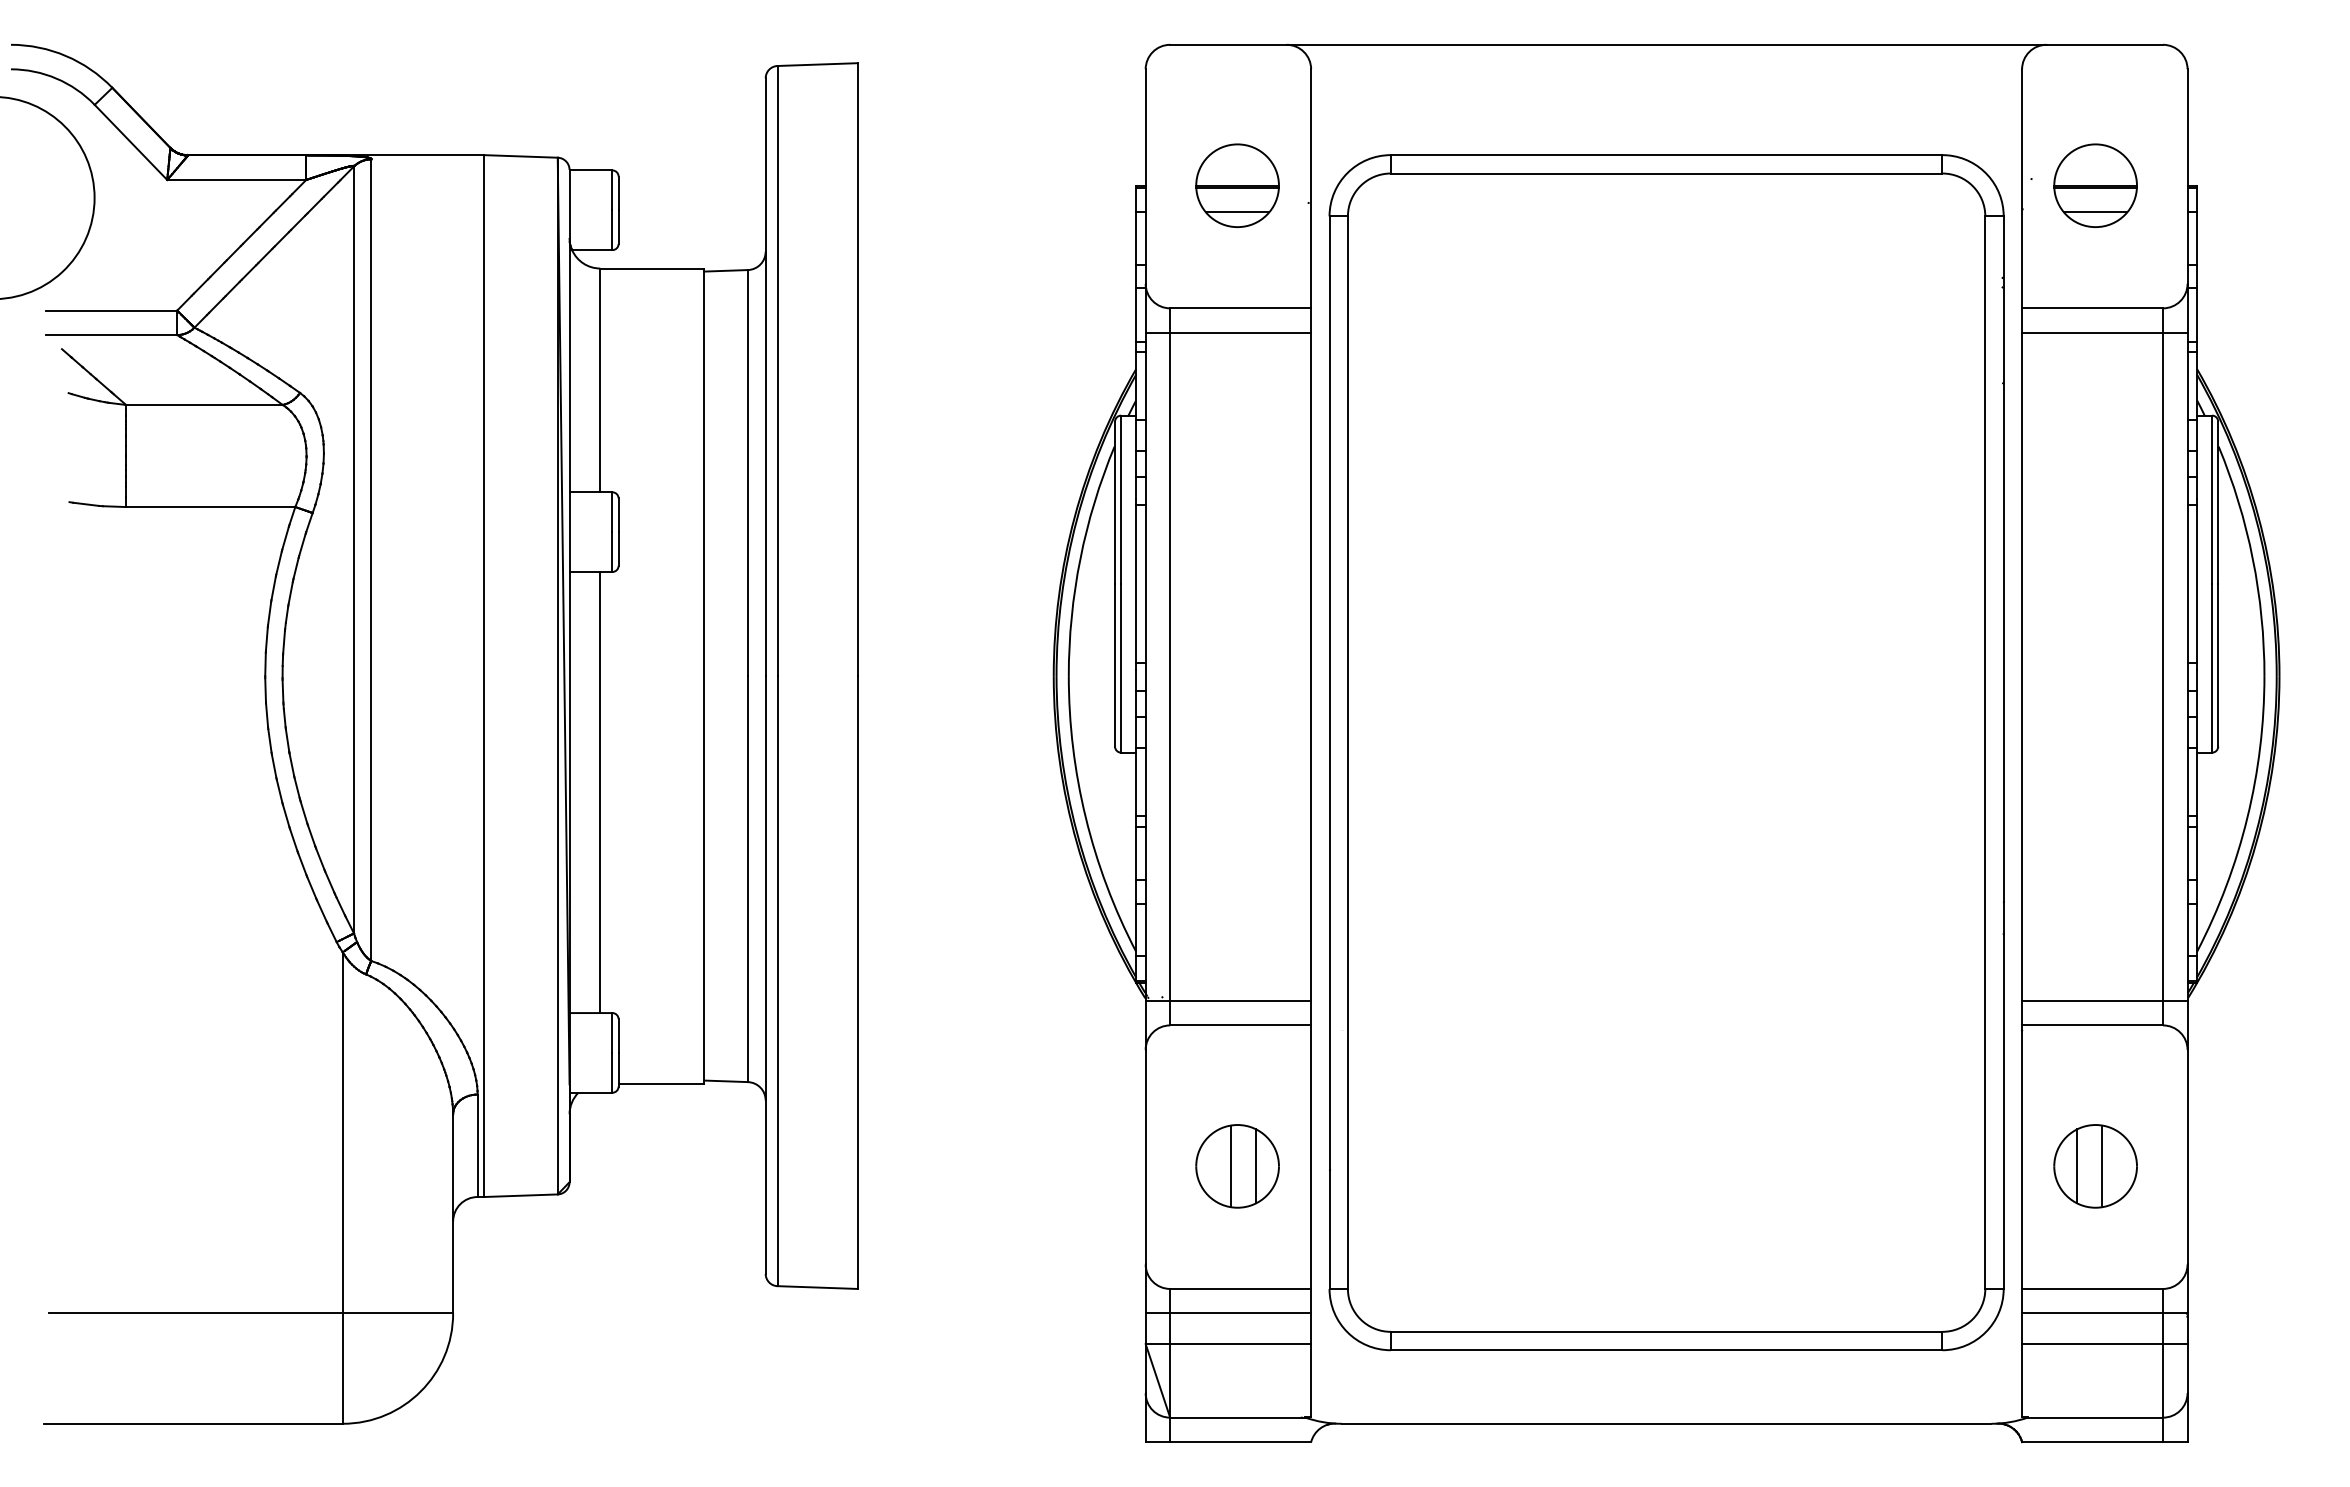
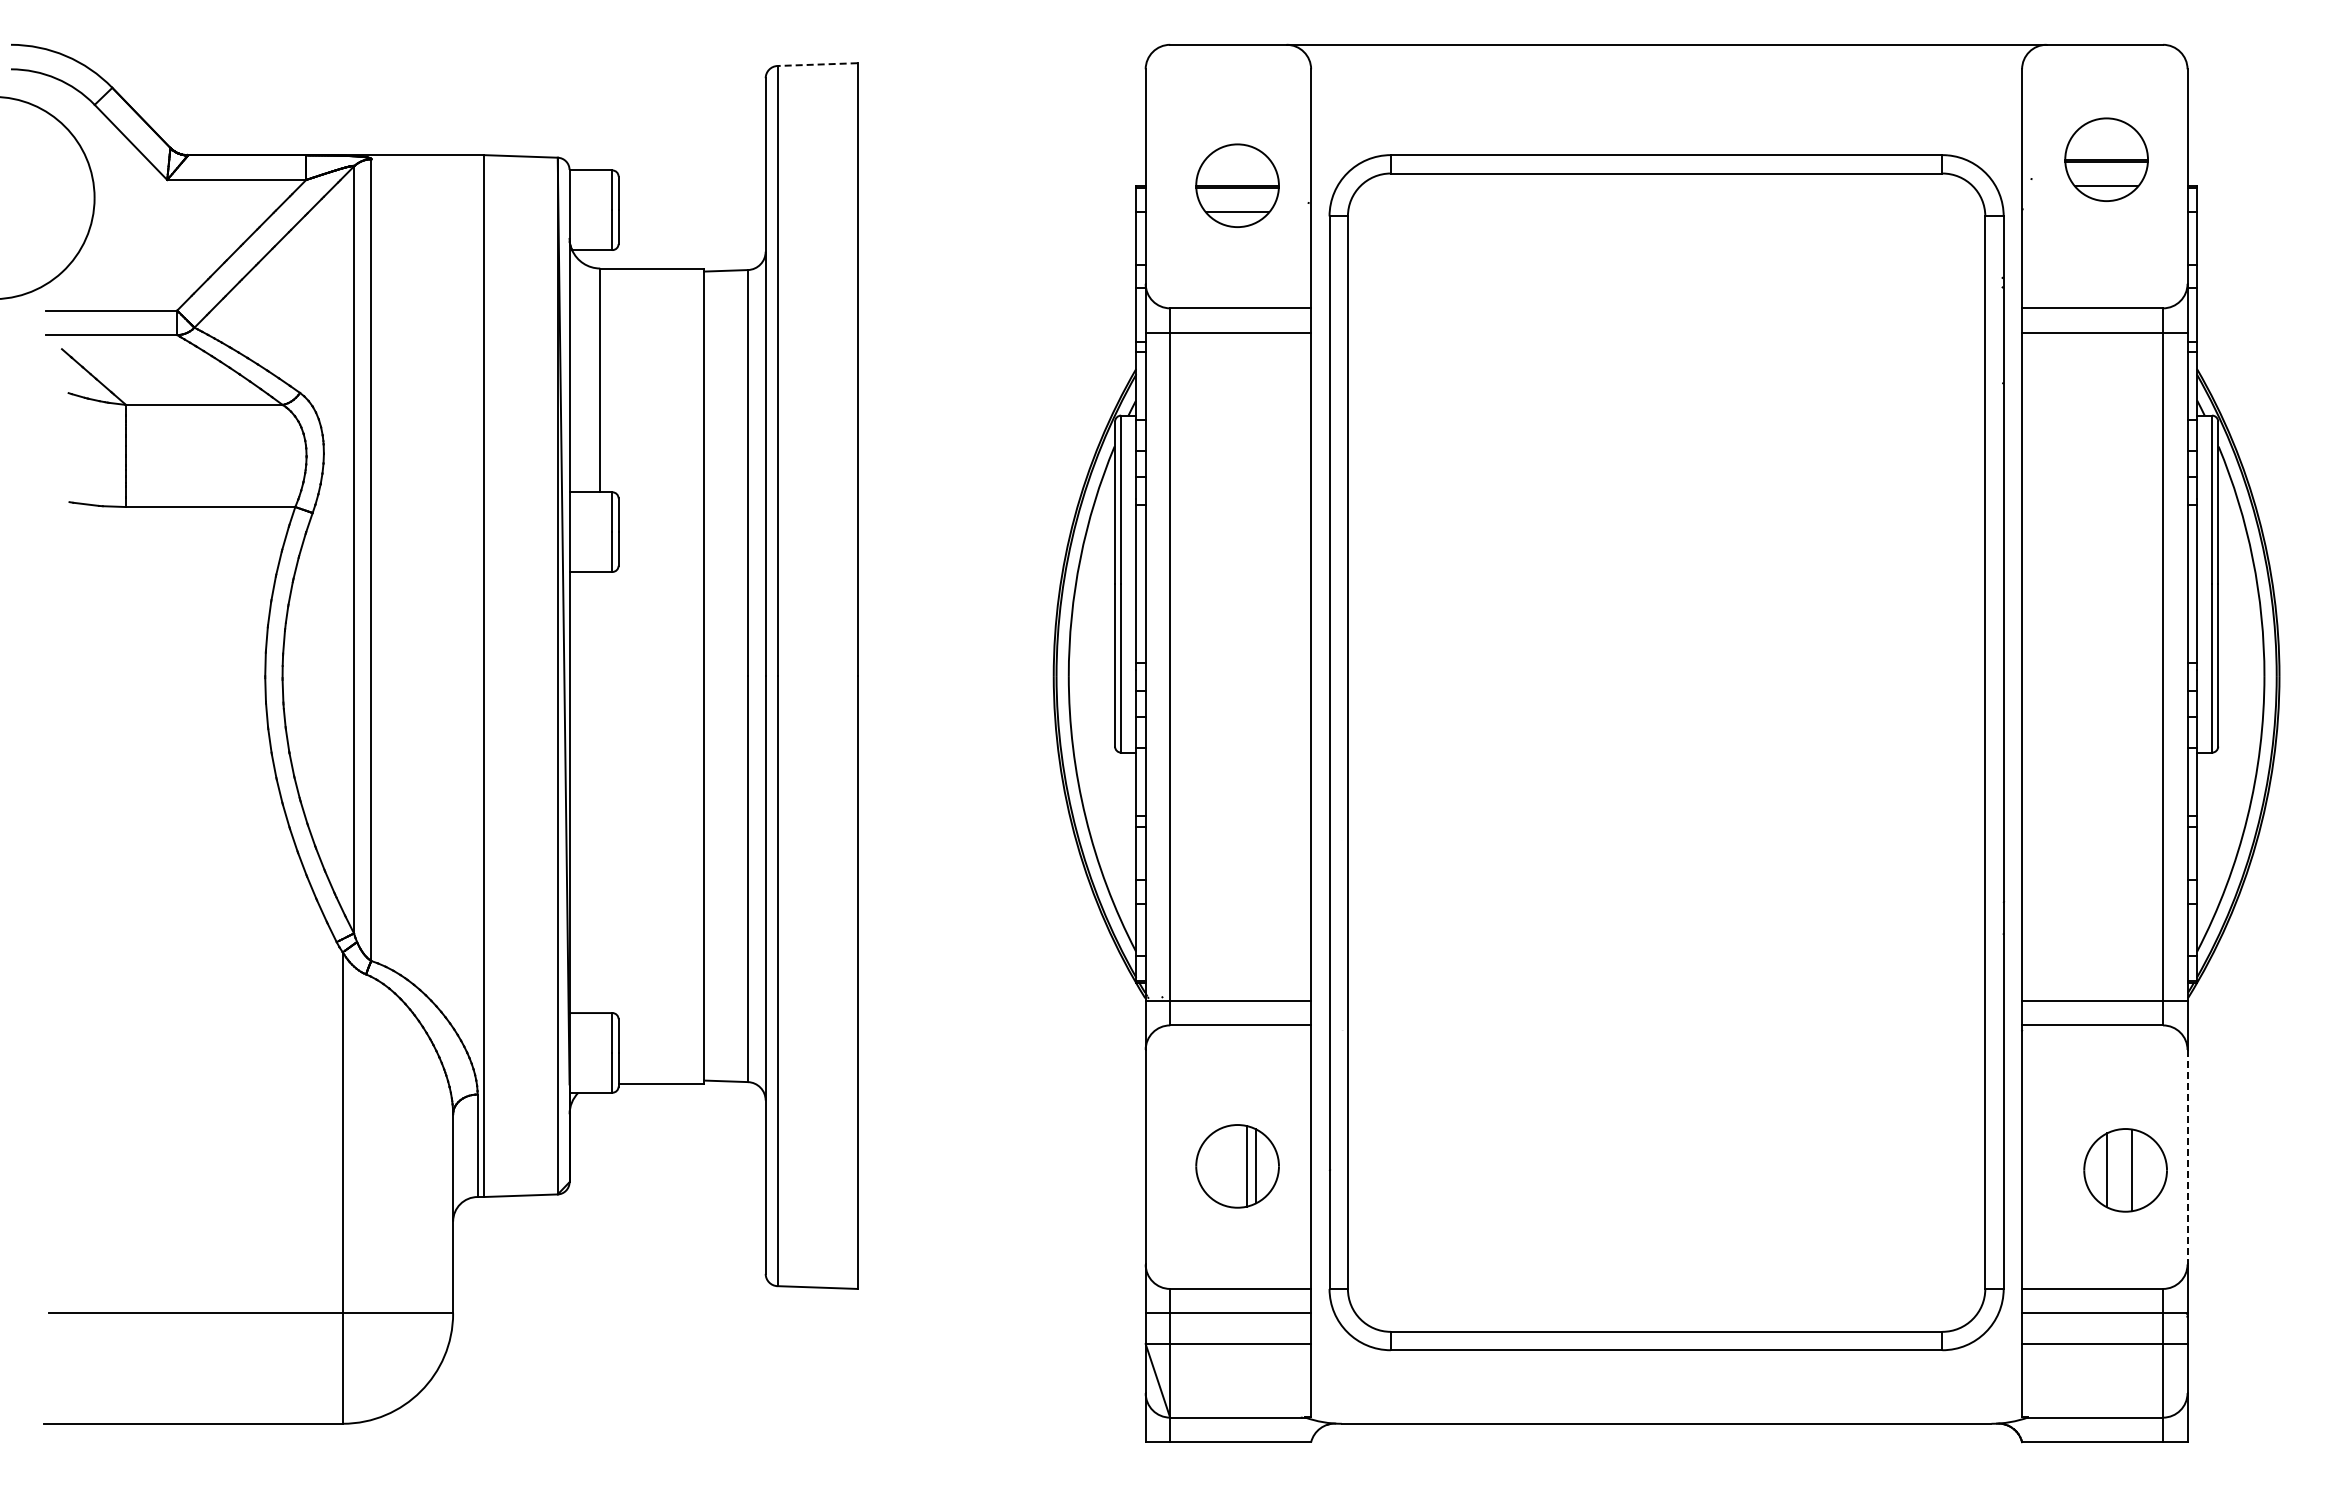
line: solid -> dashed (817, 64)
part position: (2095, 185) -> (2106, 159) (2106, 159)
line: present -> none (600, 792)
line: solid -> dashed (2187, 1157)
line position: (1231, 1166) -> (1247, 1166) (1247, 1166)
part position: (2095, 1166) -> (2125, 1170) (2125, 1170)
